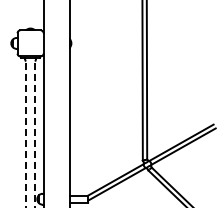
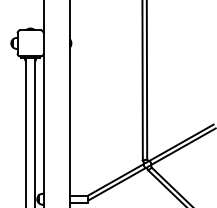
line: dashed -> solid (25, 132)
line: dashed -> solid (35, 132)
